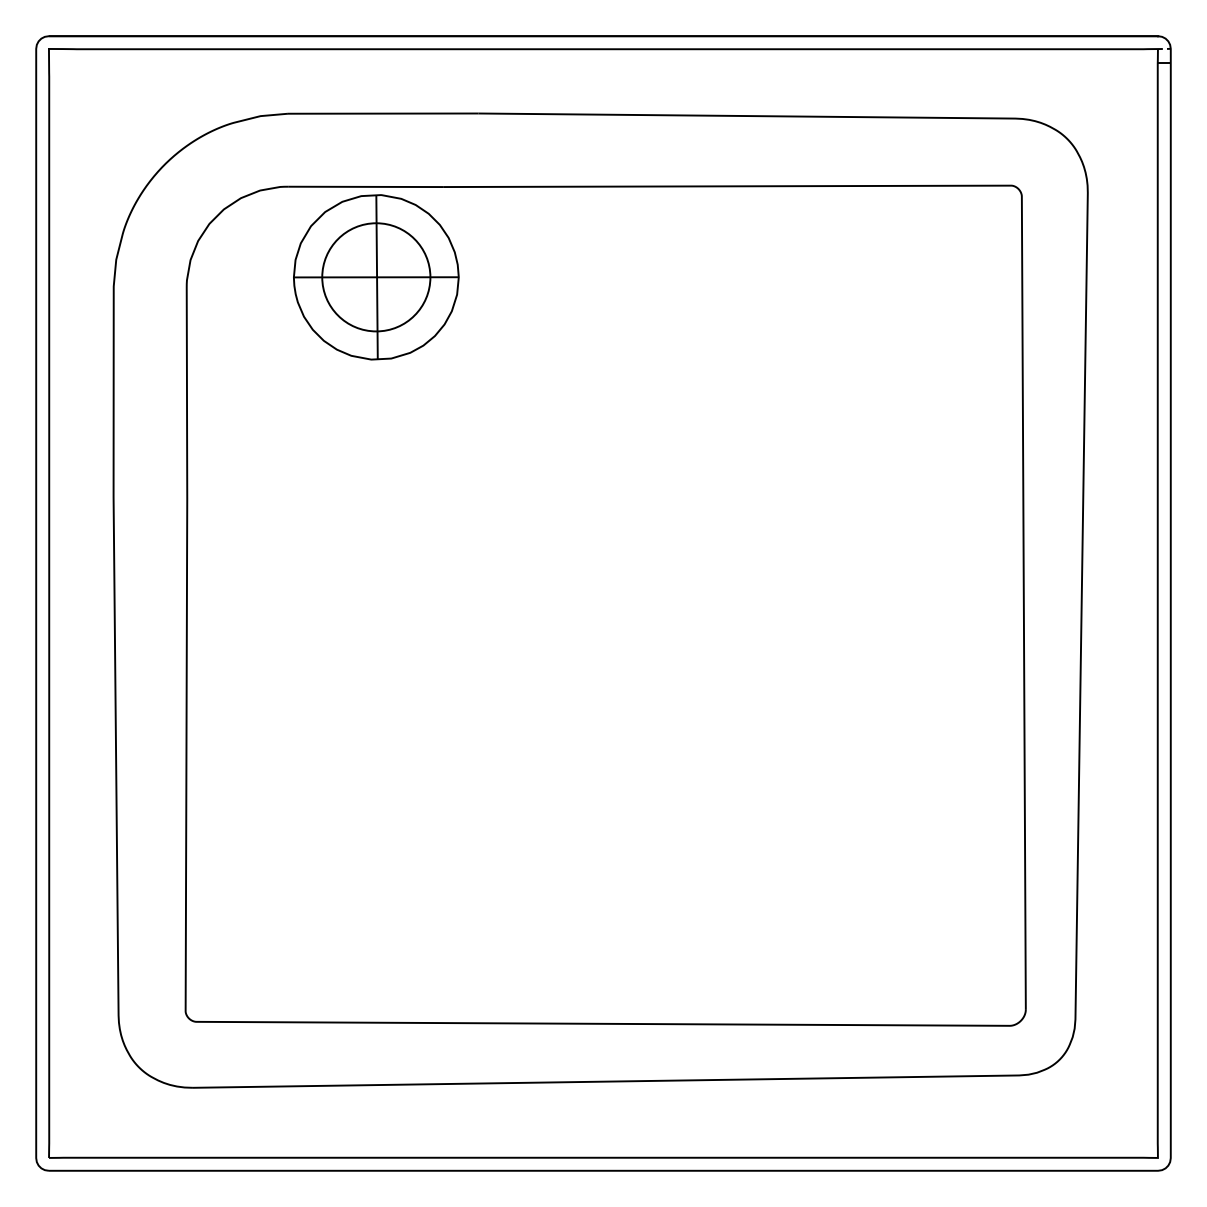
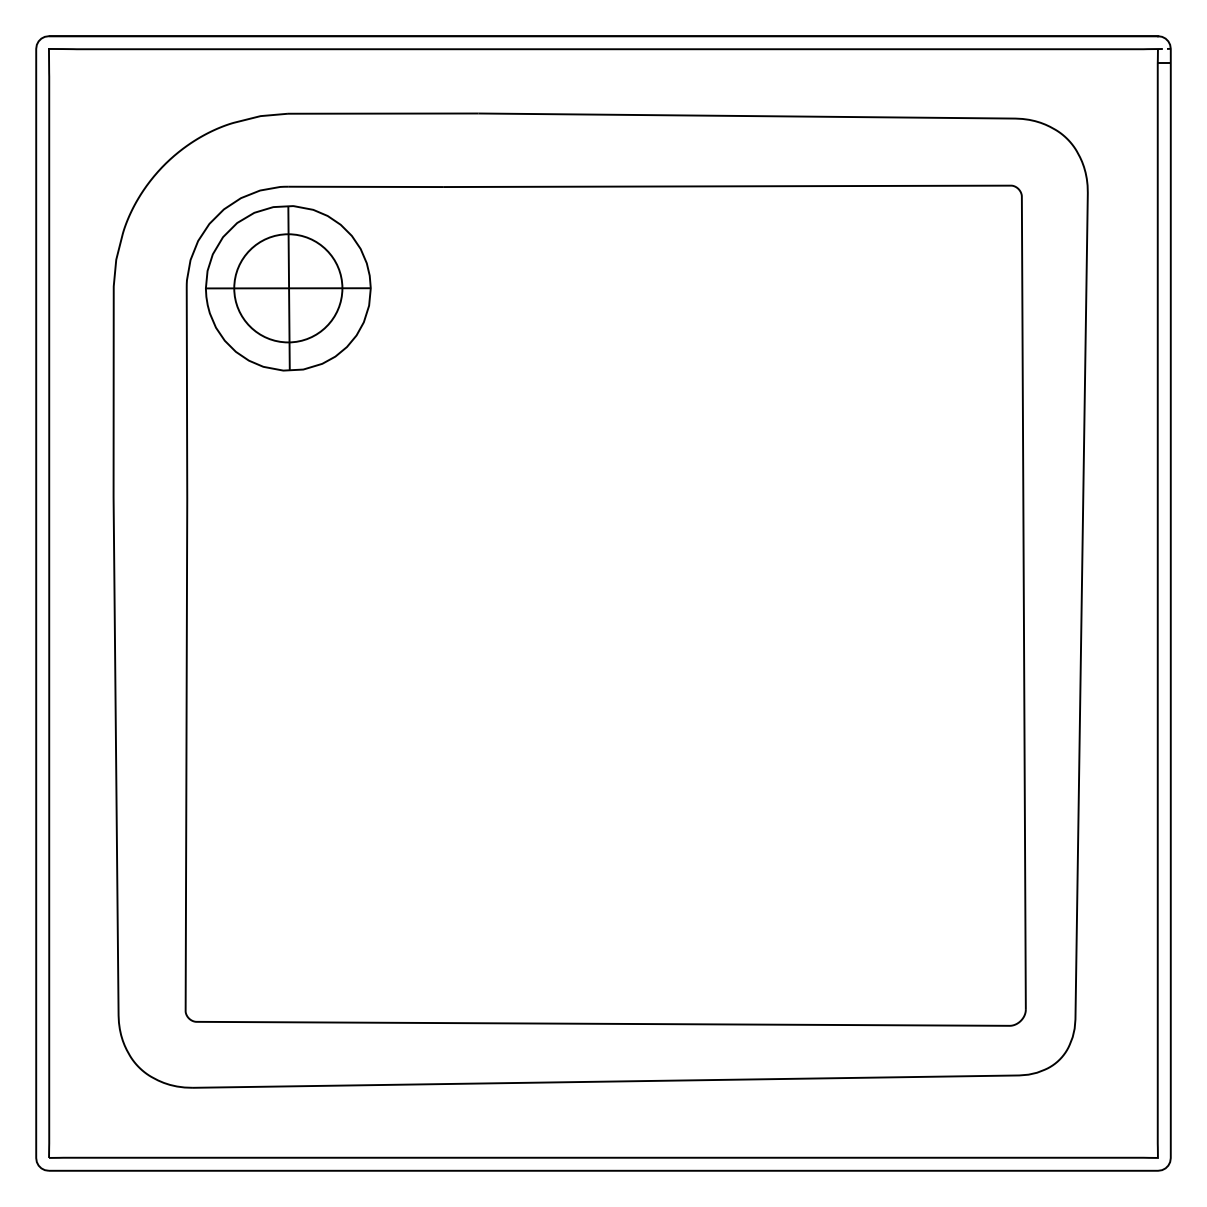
part position: (376, 277) -> (288, 288) (288, 288)
